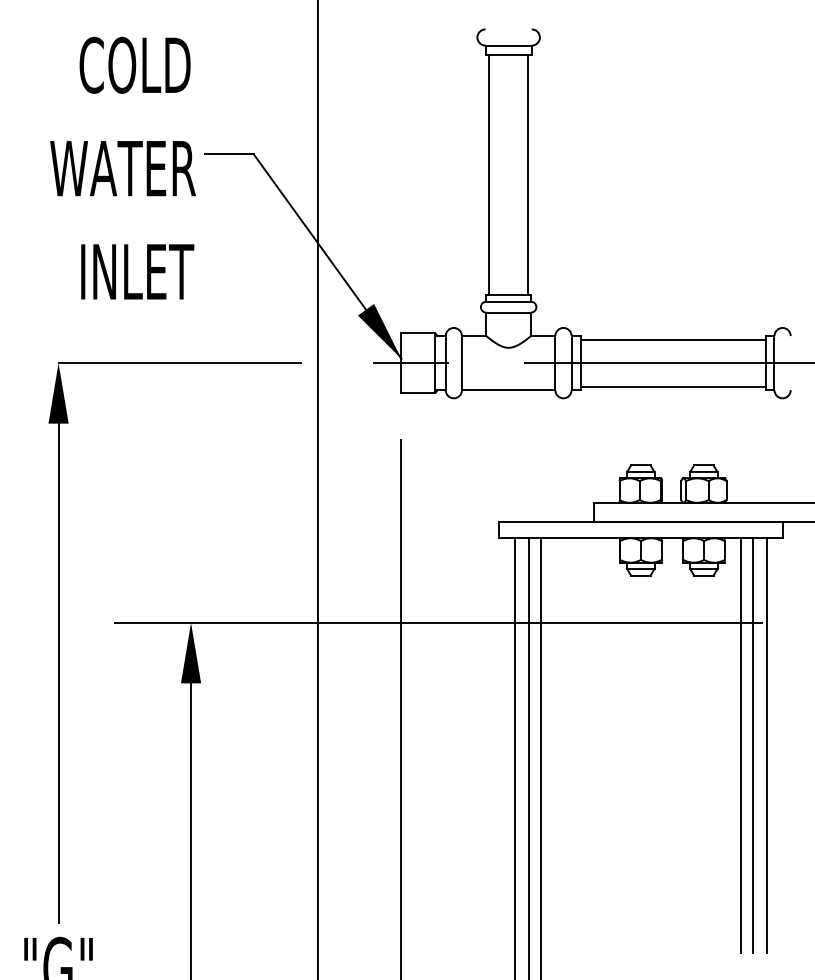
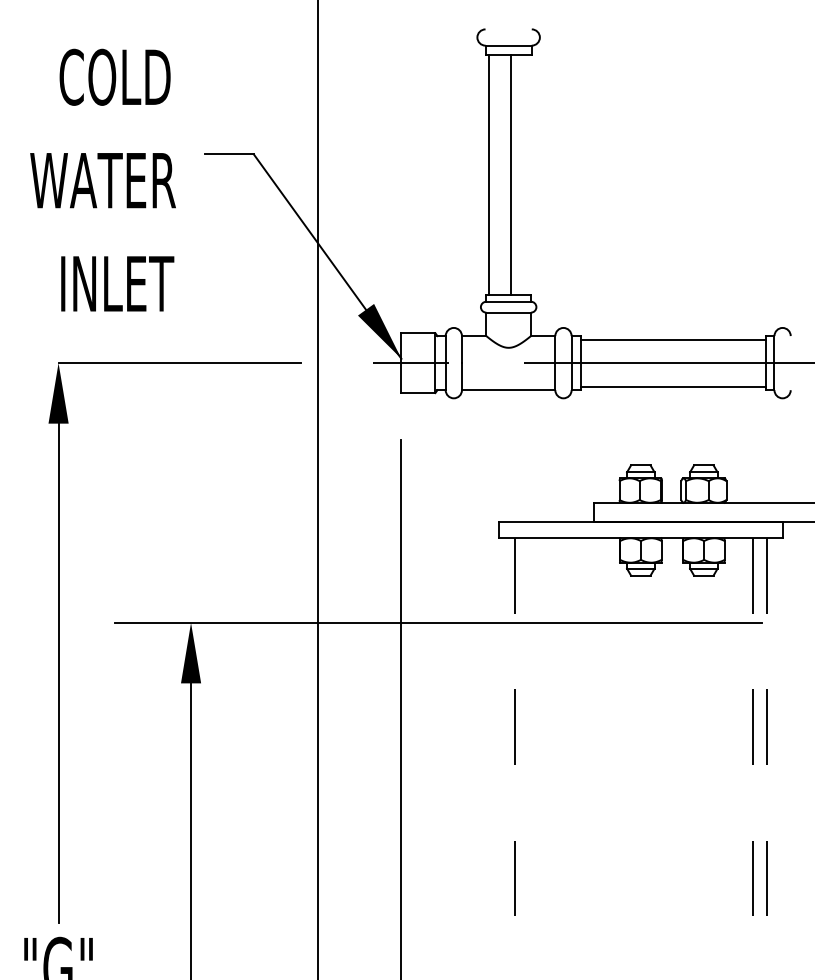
text position: (122, 167) -> (102, 179) (102, 179)
line position: (528, 174) -> (511, 174) (511, 174)
line: present -> none (740, 745)
line: solid -> dashed (753, 745)
line: solid -> dashed (766, 745)
line: present -> none (528, 757)
line: present -> none (541, 757)
line: solid -> dashed (514, 759)
